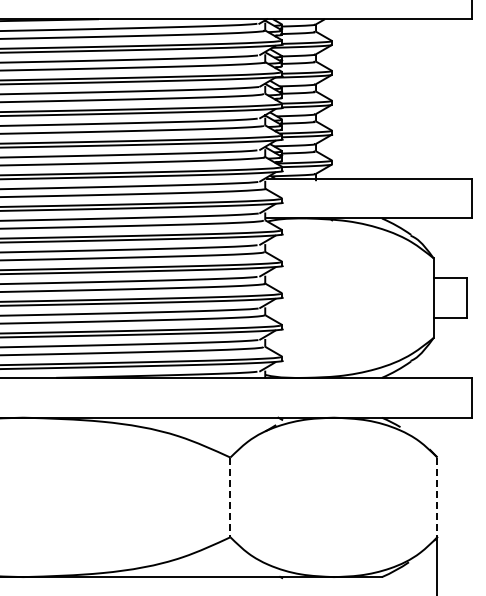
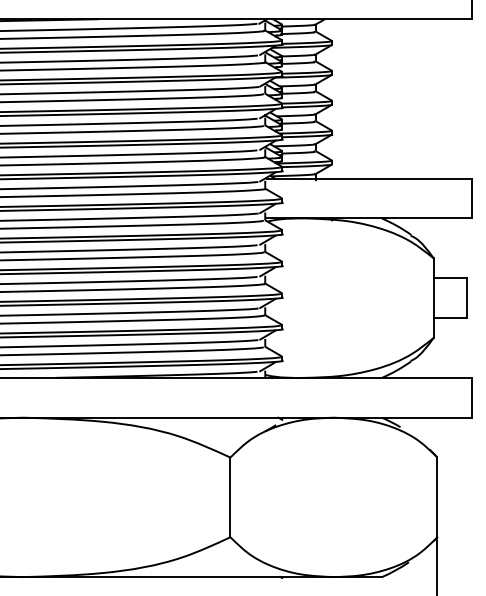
line: dashed -> solid (230, 497)
line: dashed -> solid (437, 497)
